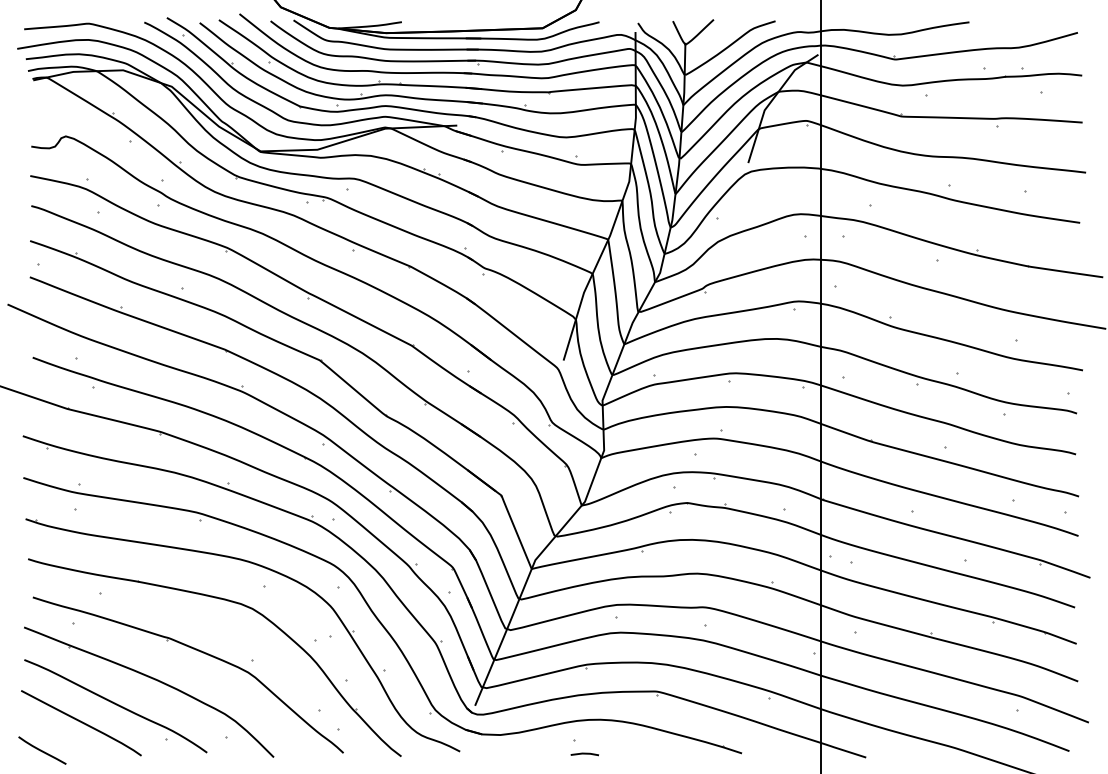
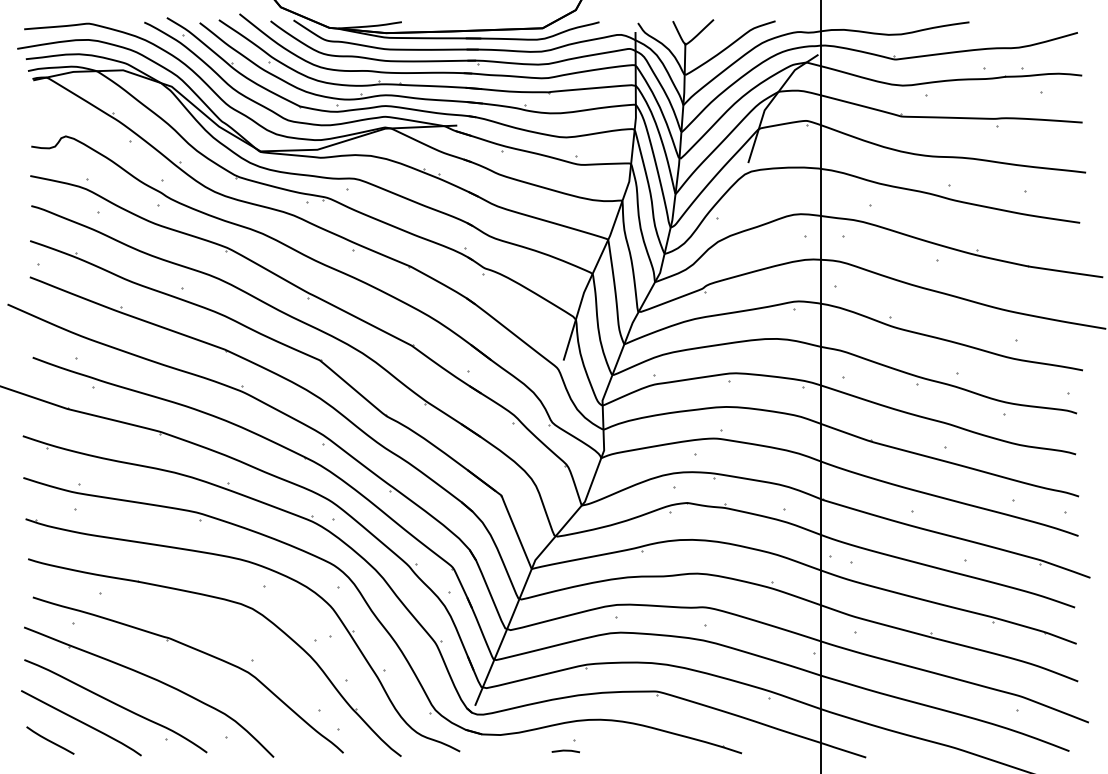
line position: (42, 750) -> (50, 740) (50, 740)
line position: (584, 754) -> (565, 751) (565, 751)
